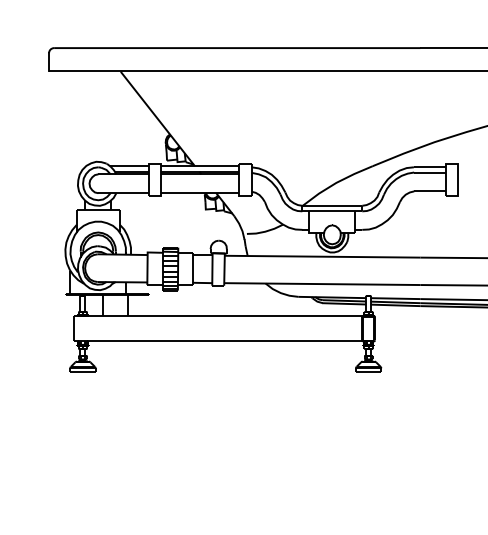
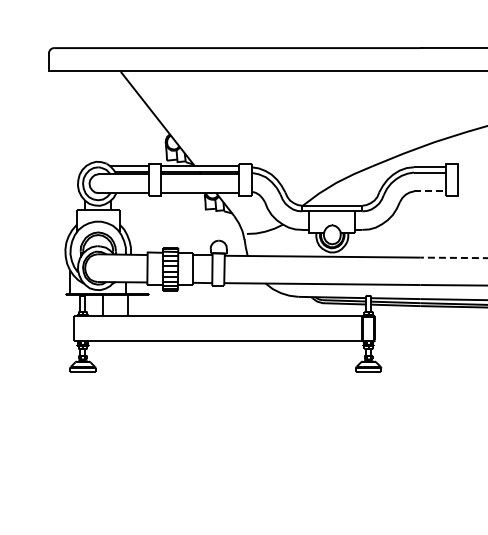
line: solid -> dashed (430, 191)
line: solid -> dashed (453, 257)
